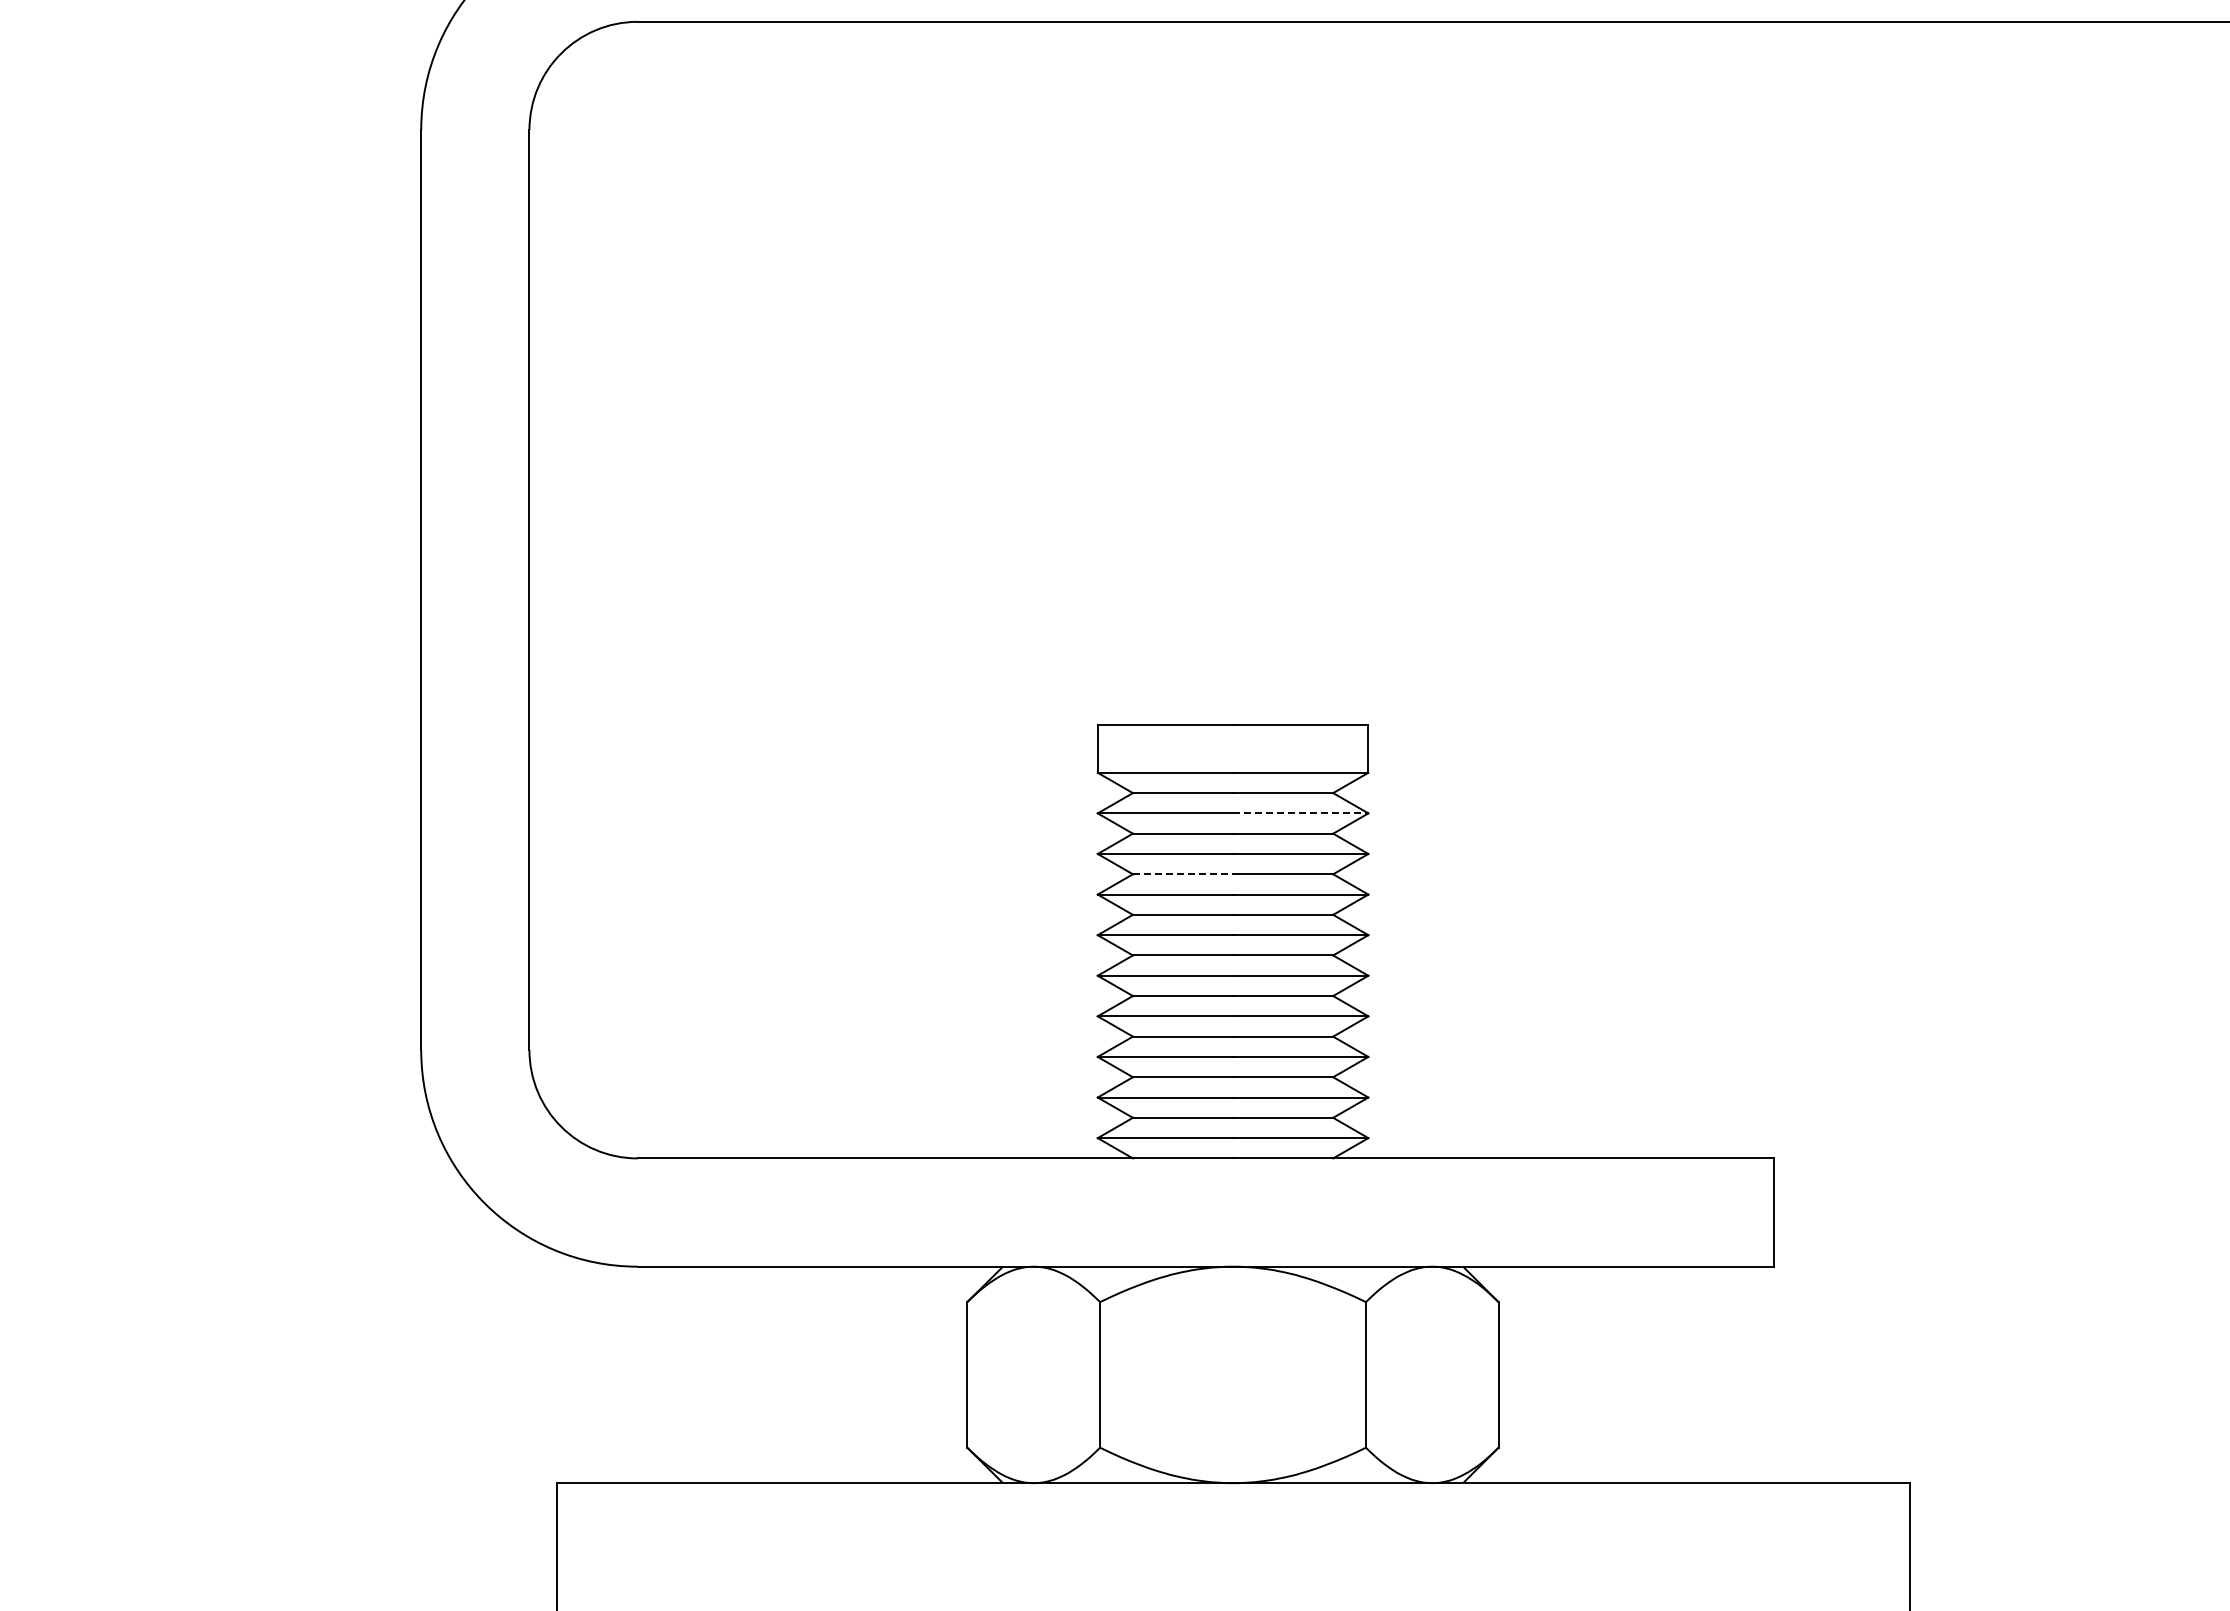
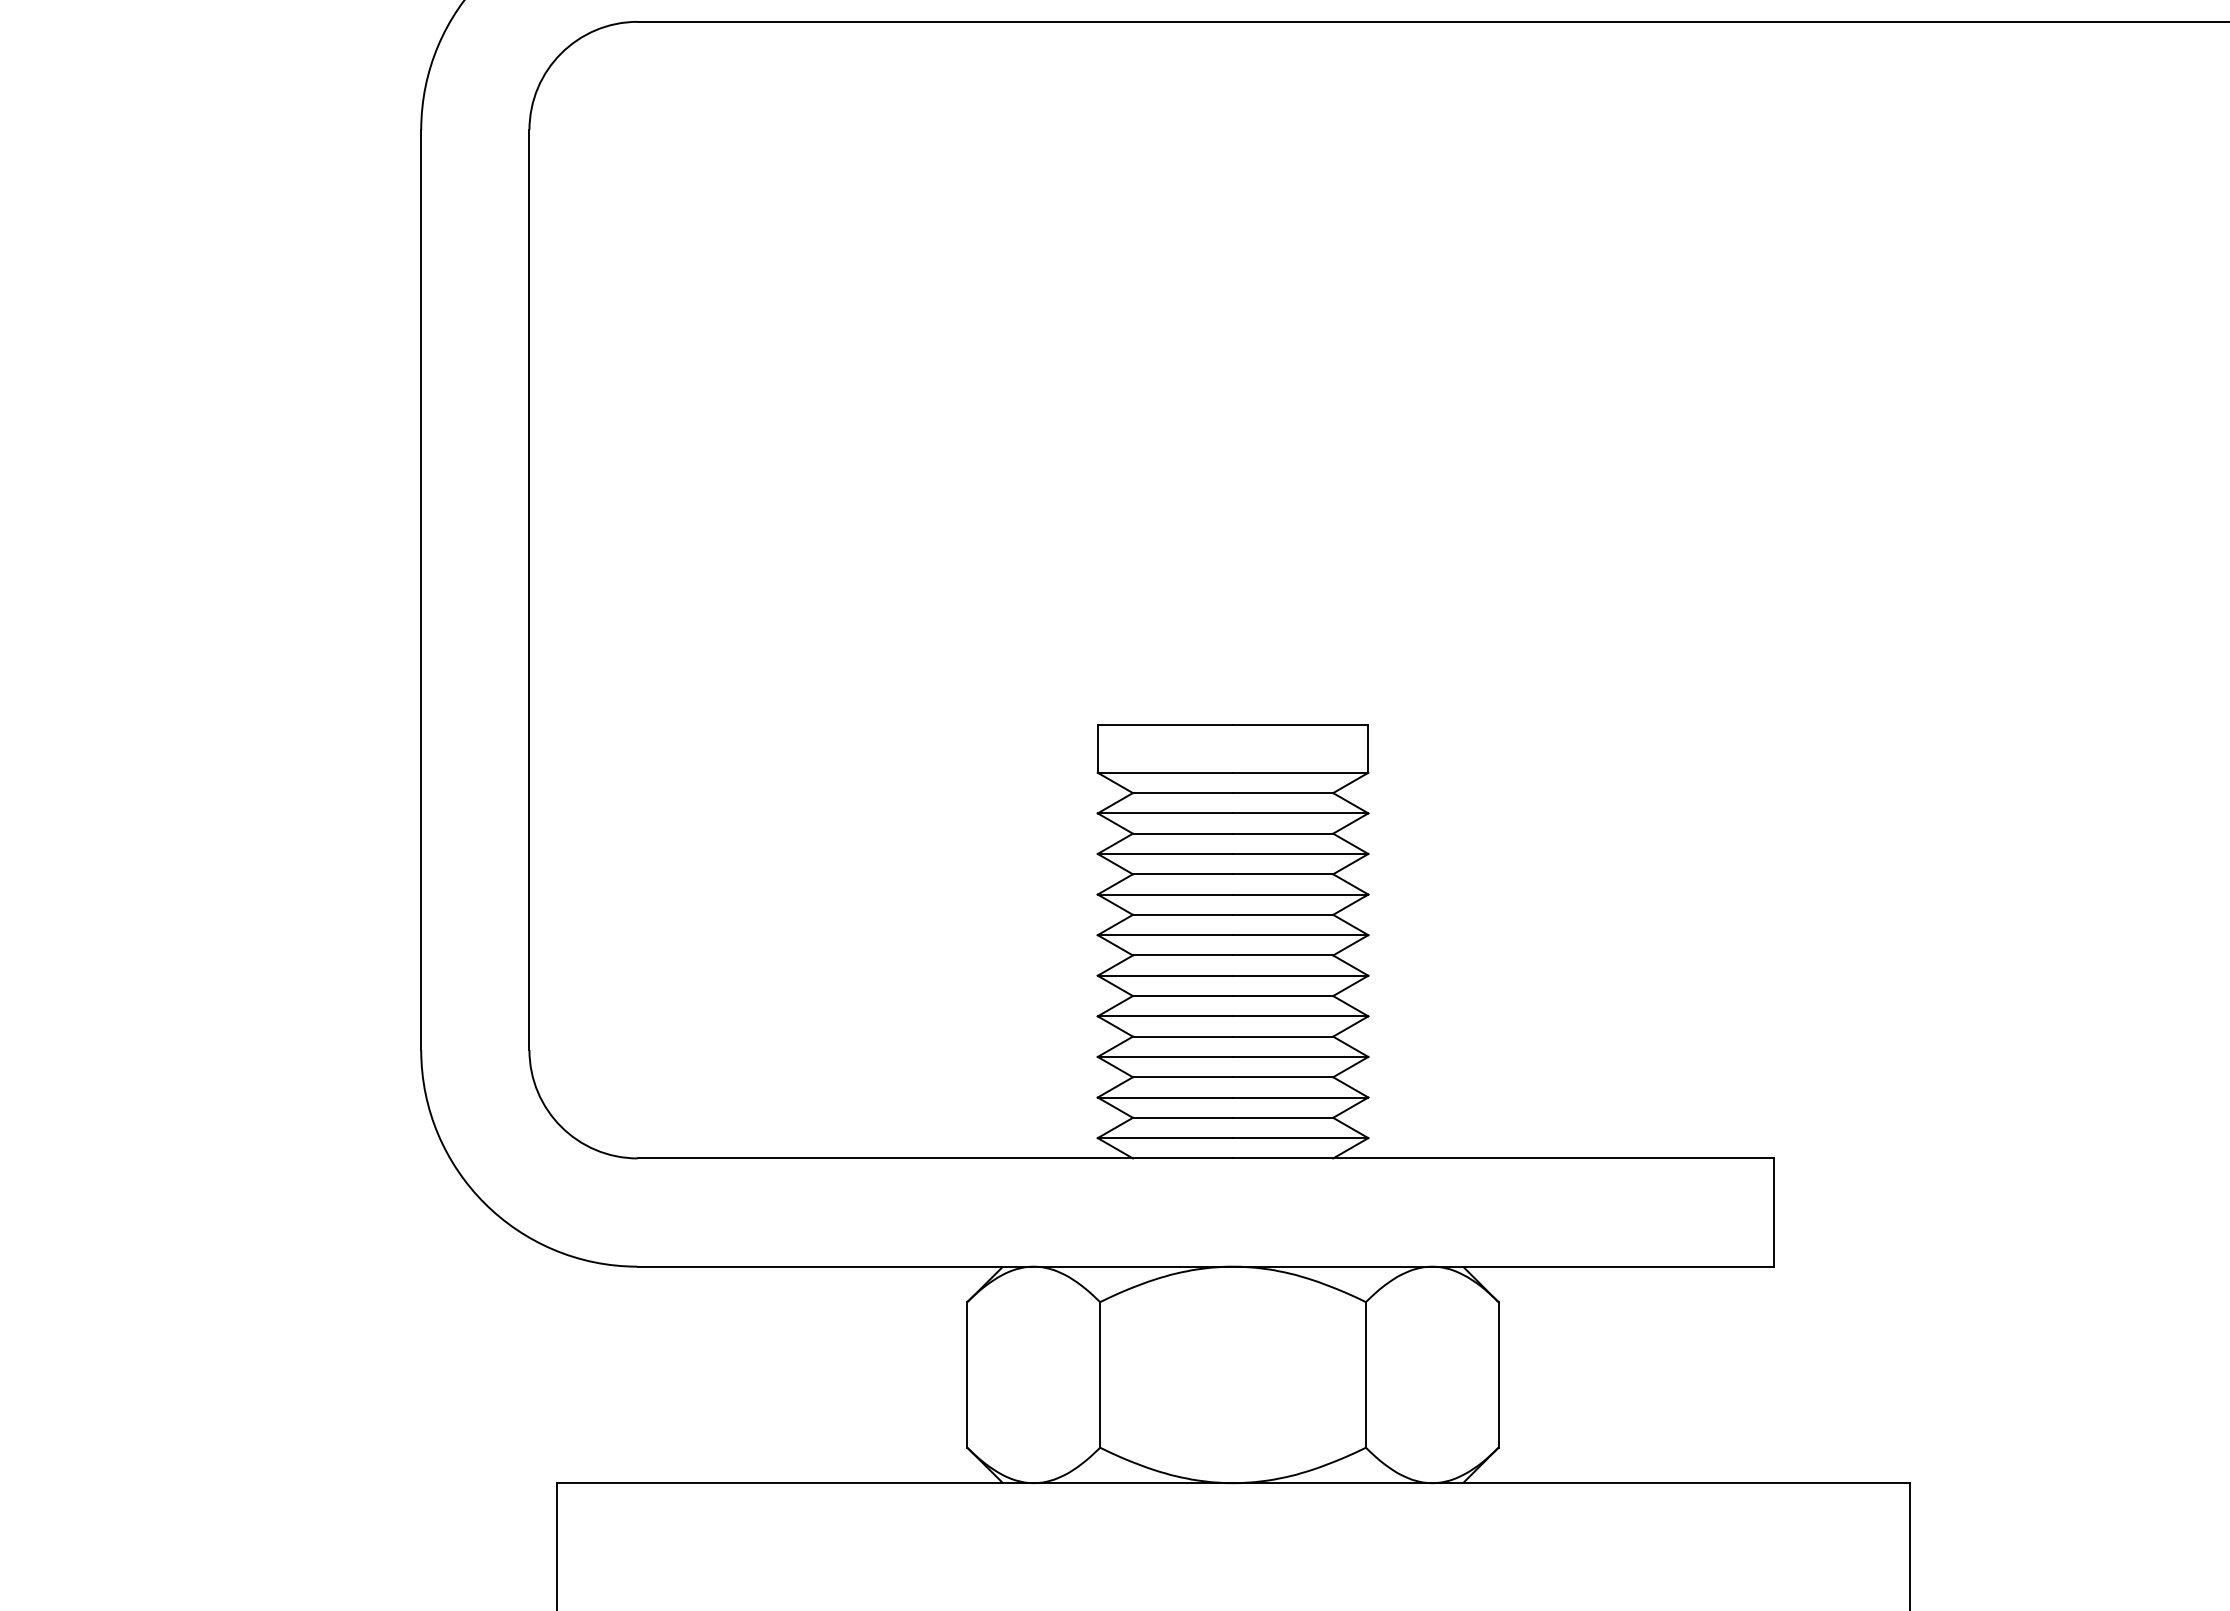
line: dashed -> solid (1300, 813)
line: dashed -> solid (1183, 874)
